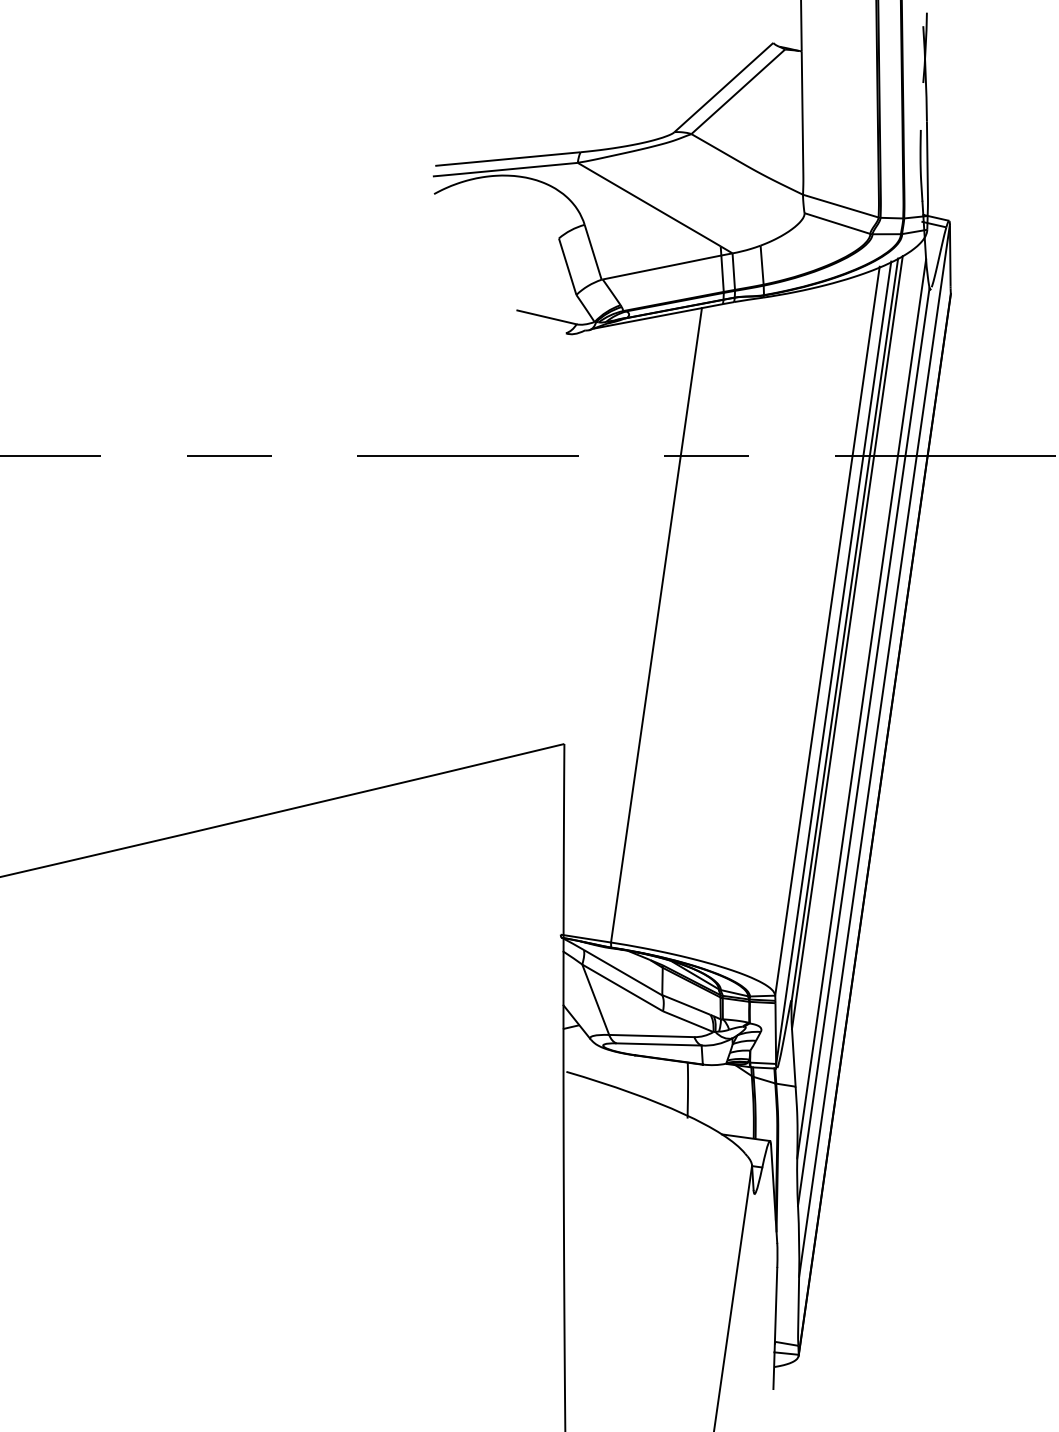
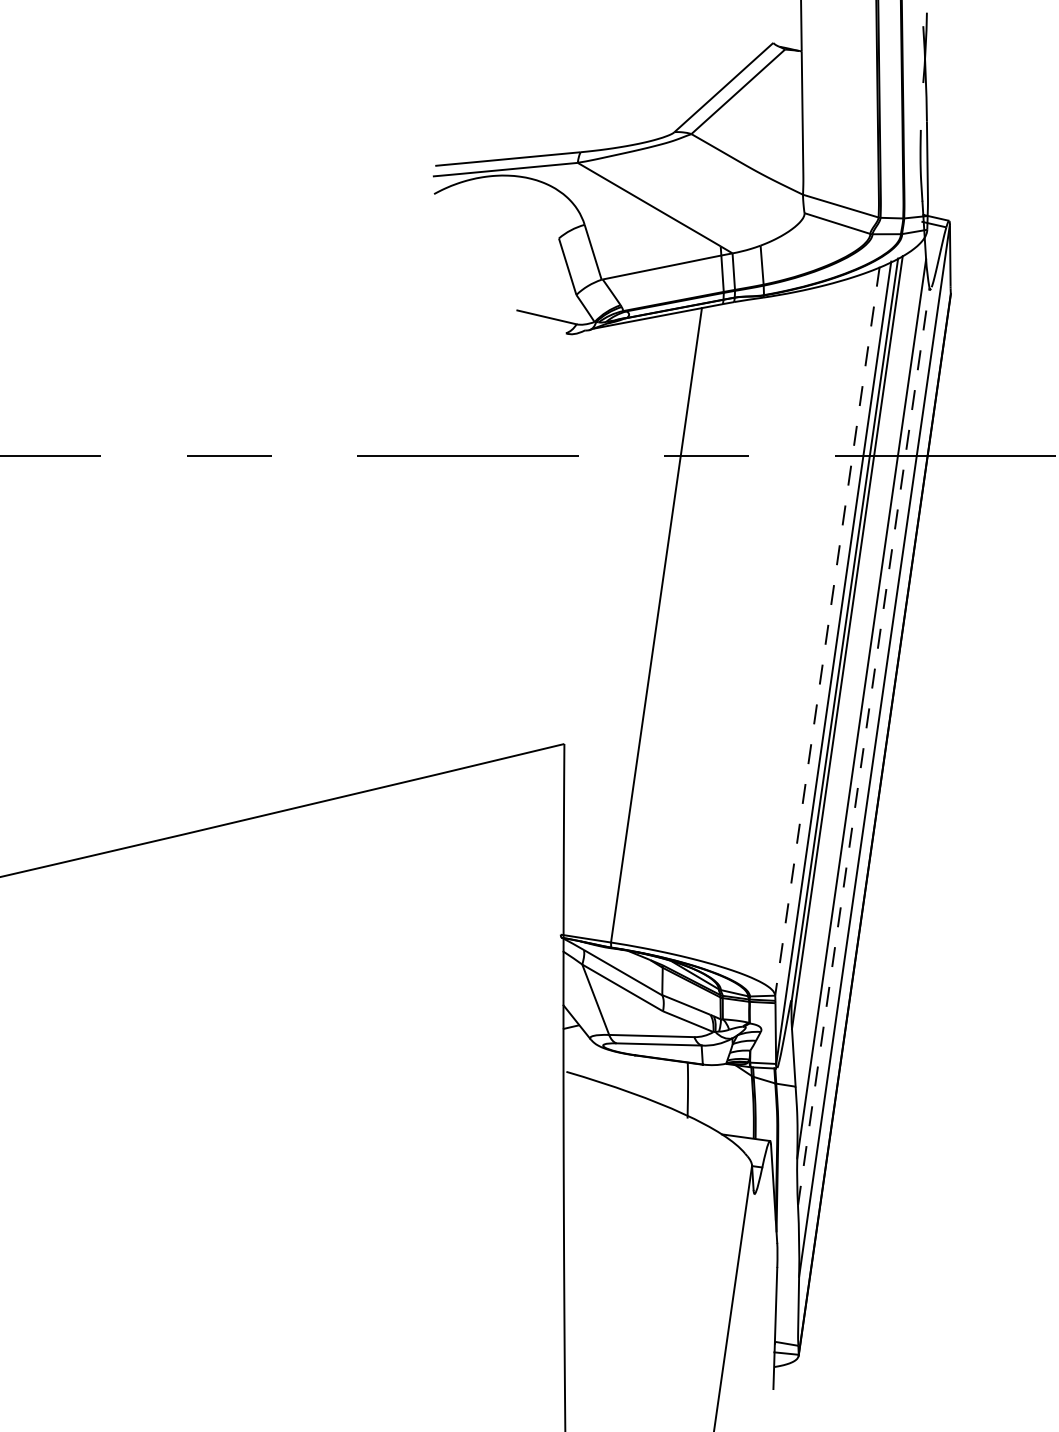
line: solid -> dashed (827, 631)
line: solid -> dashed (863, 746)
